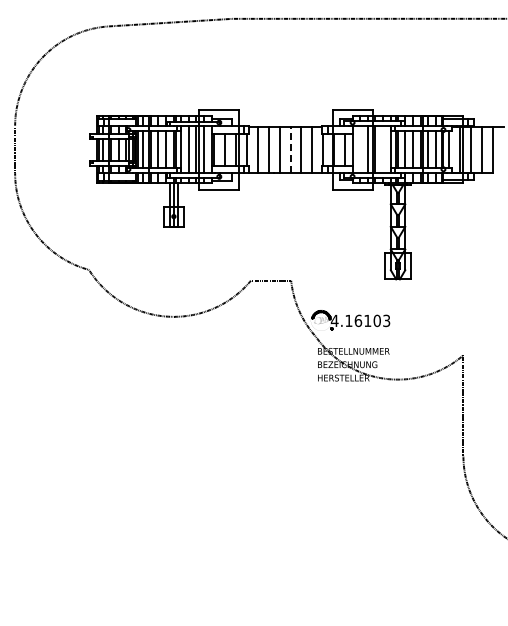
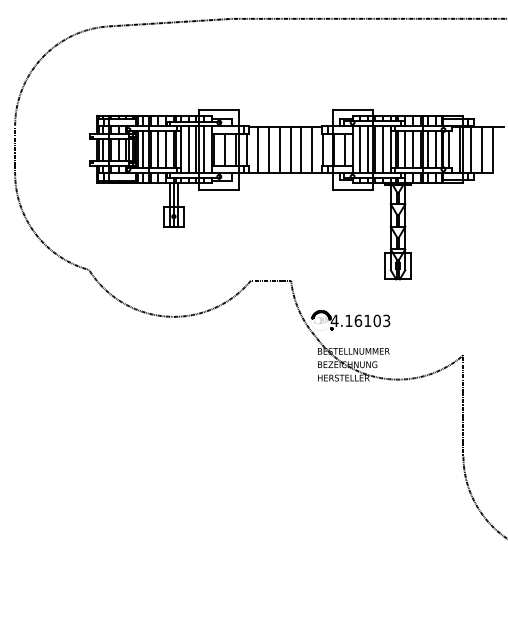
line: dashed -> solid (290, 149)
line: none -> present (359, 149)
line: none -> present (383, 149)
